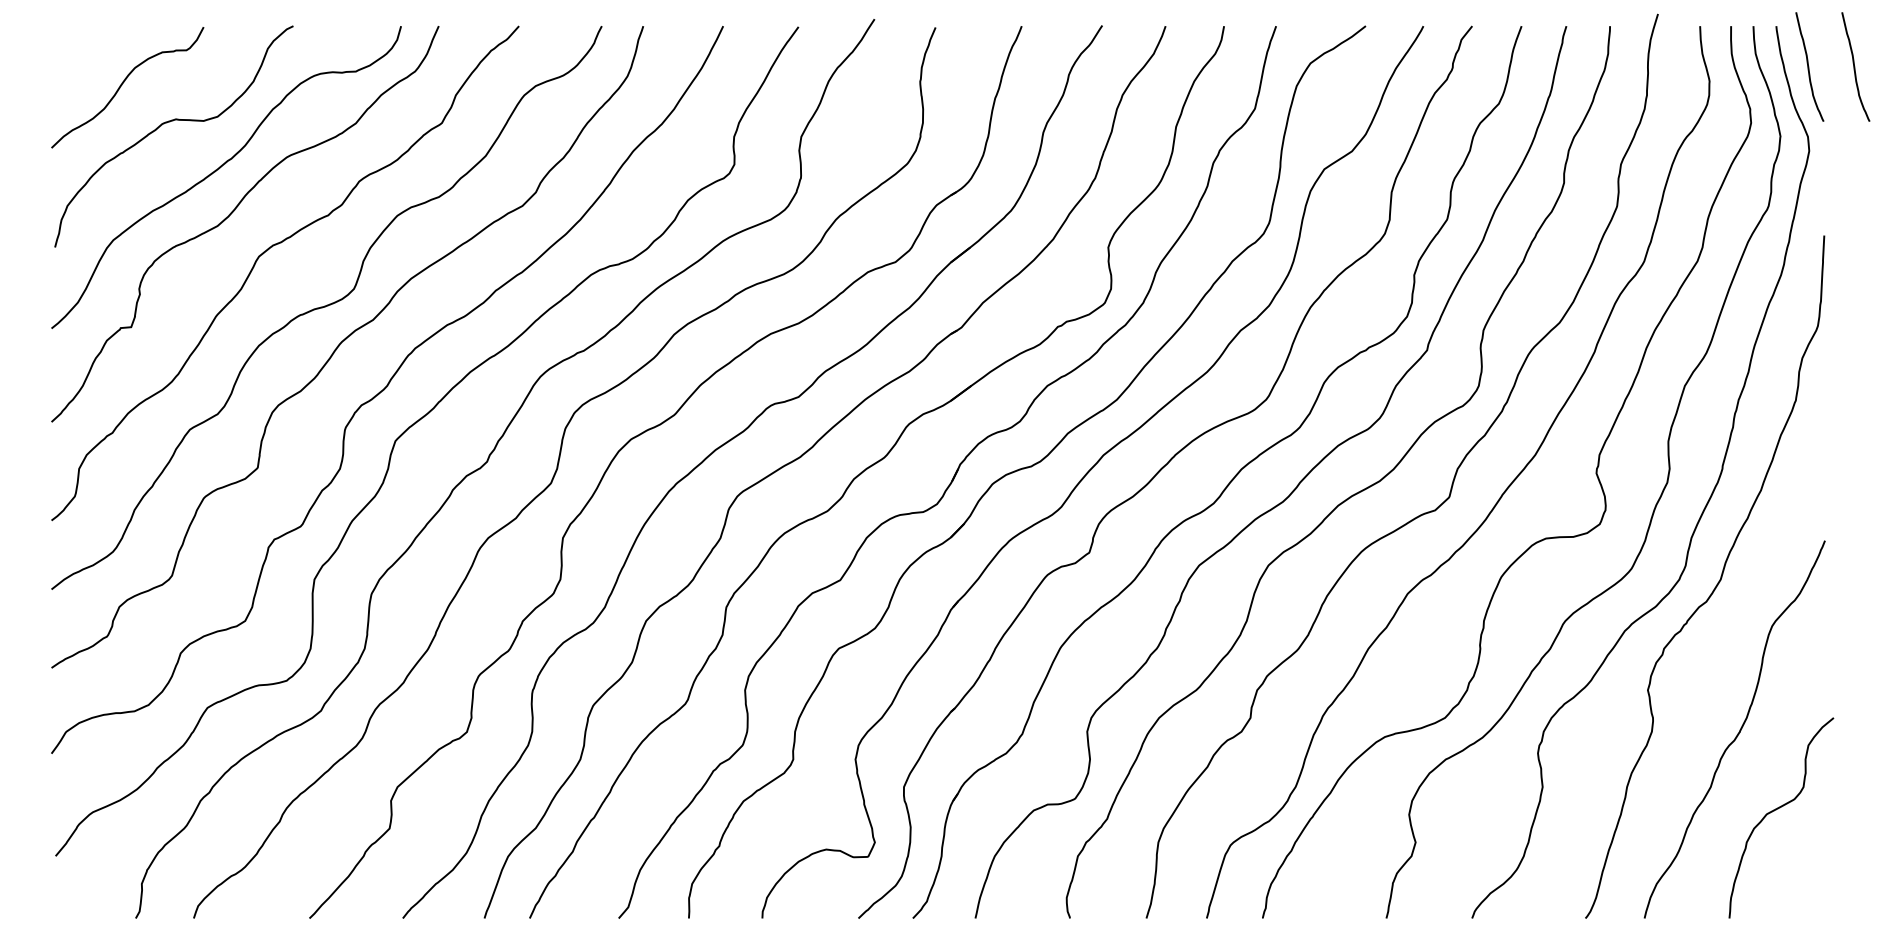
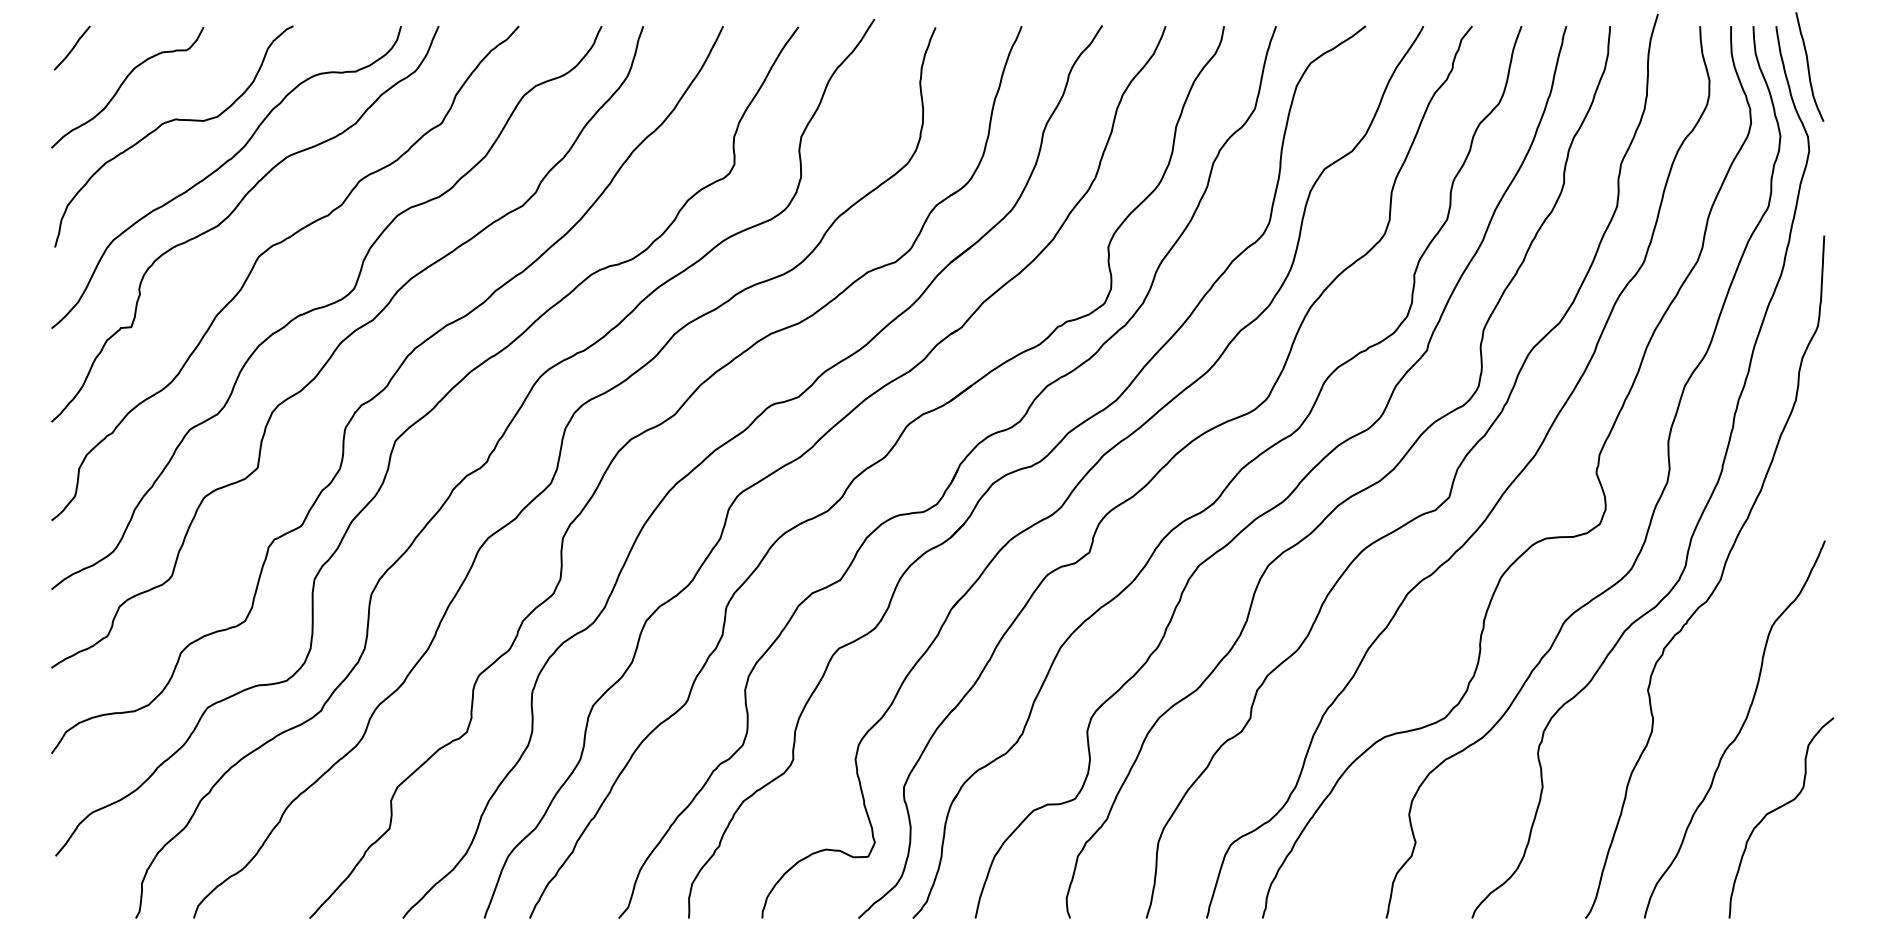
curve: none -> present (72, 47)
curve: present -> none (1855, 66)
